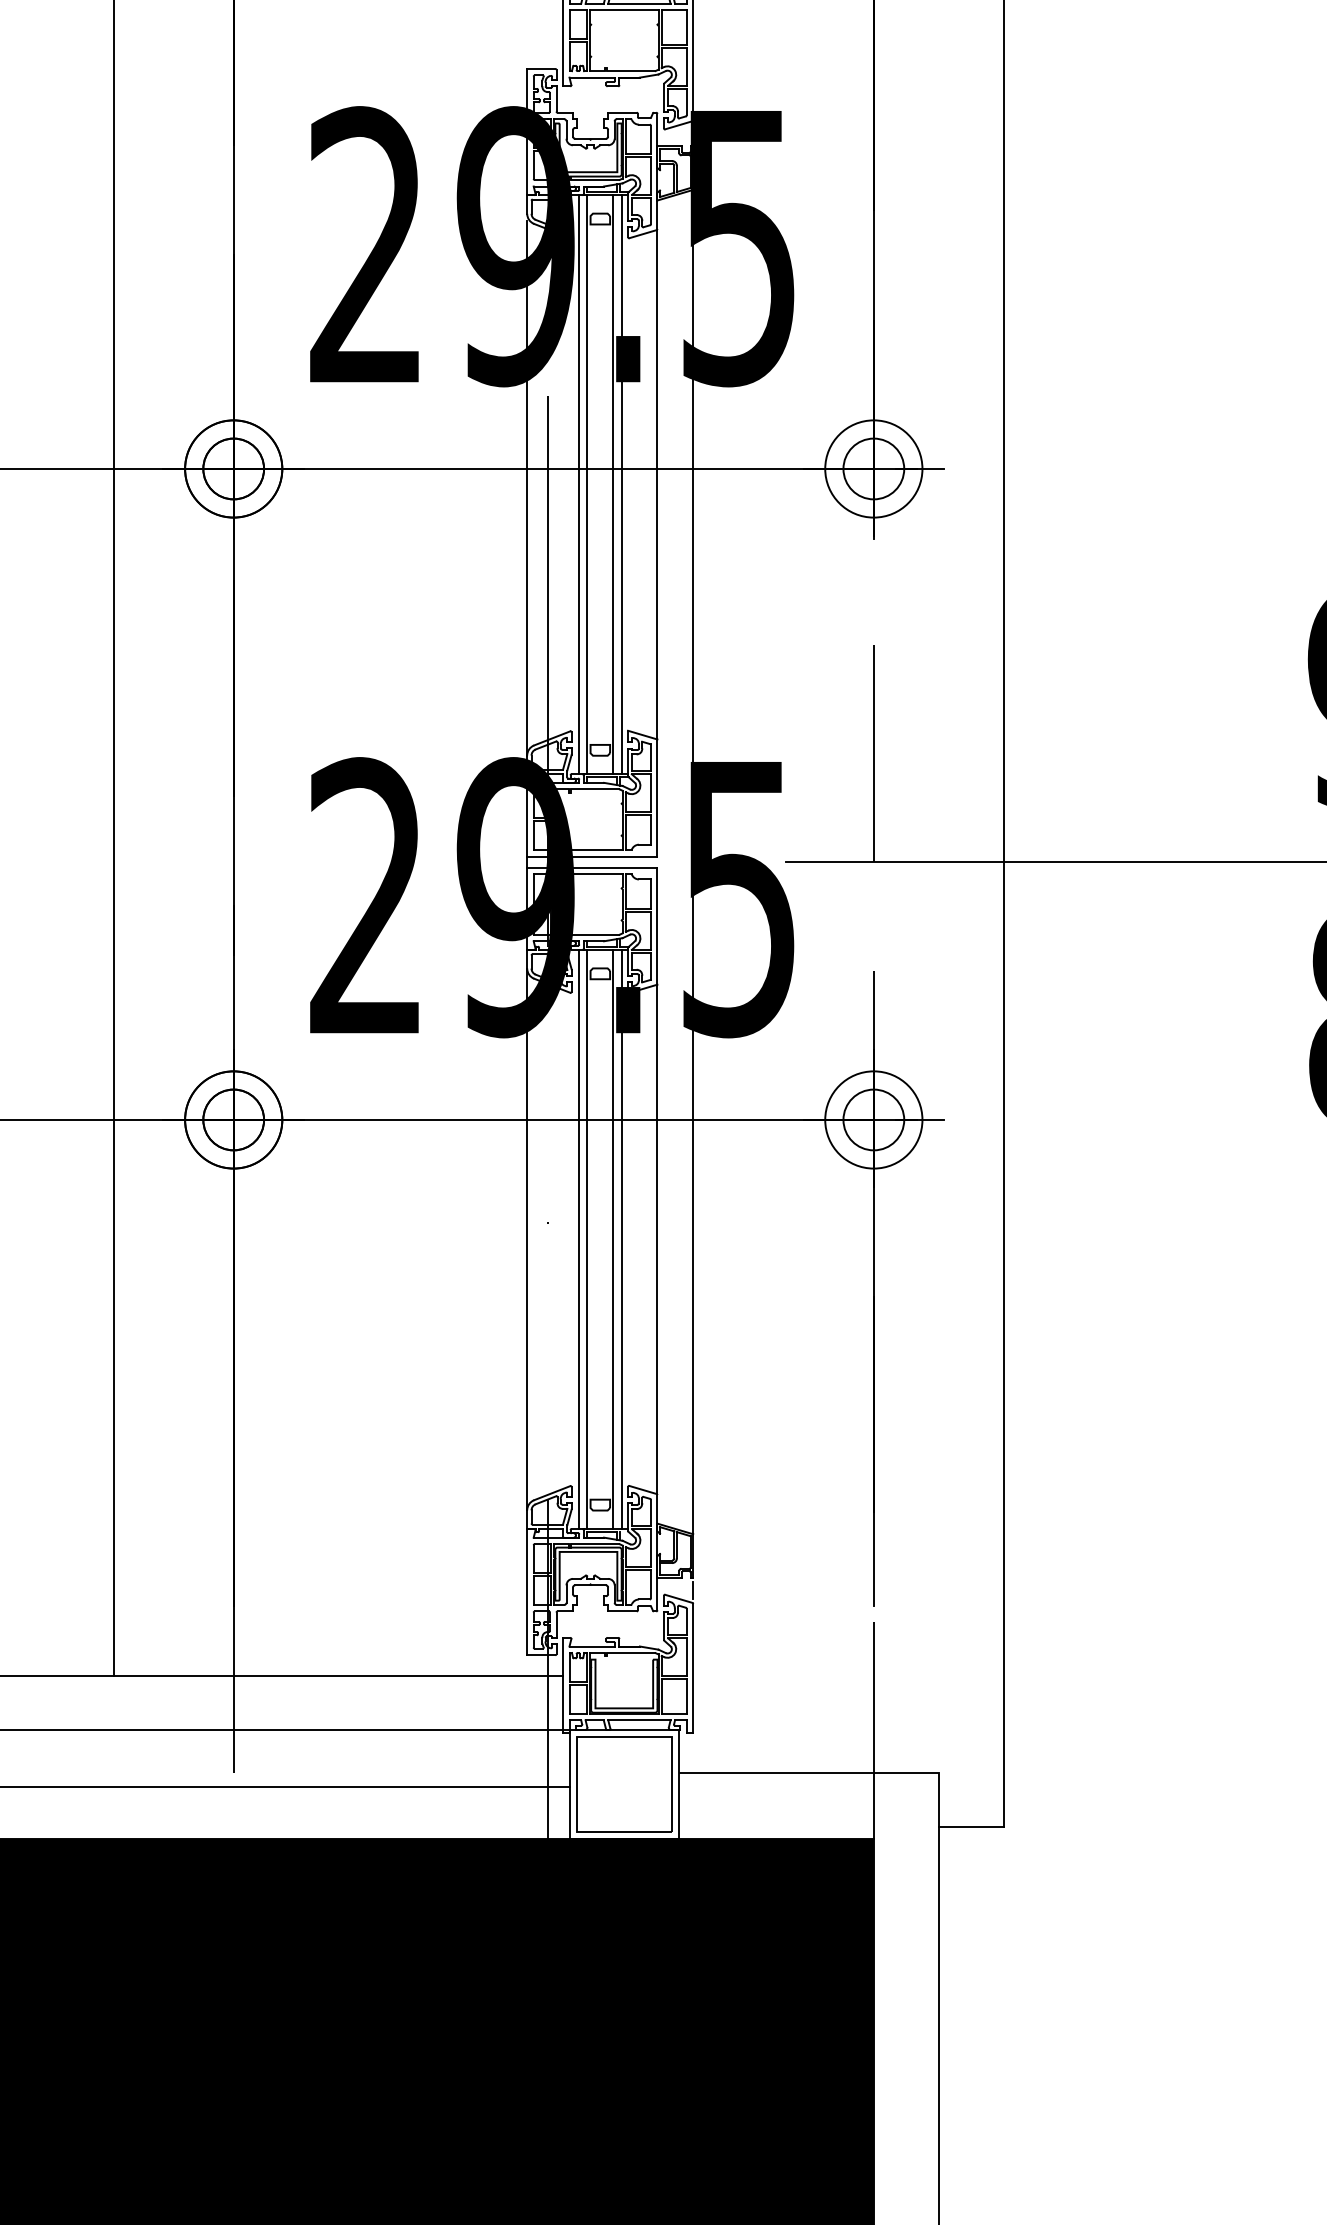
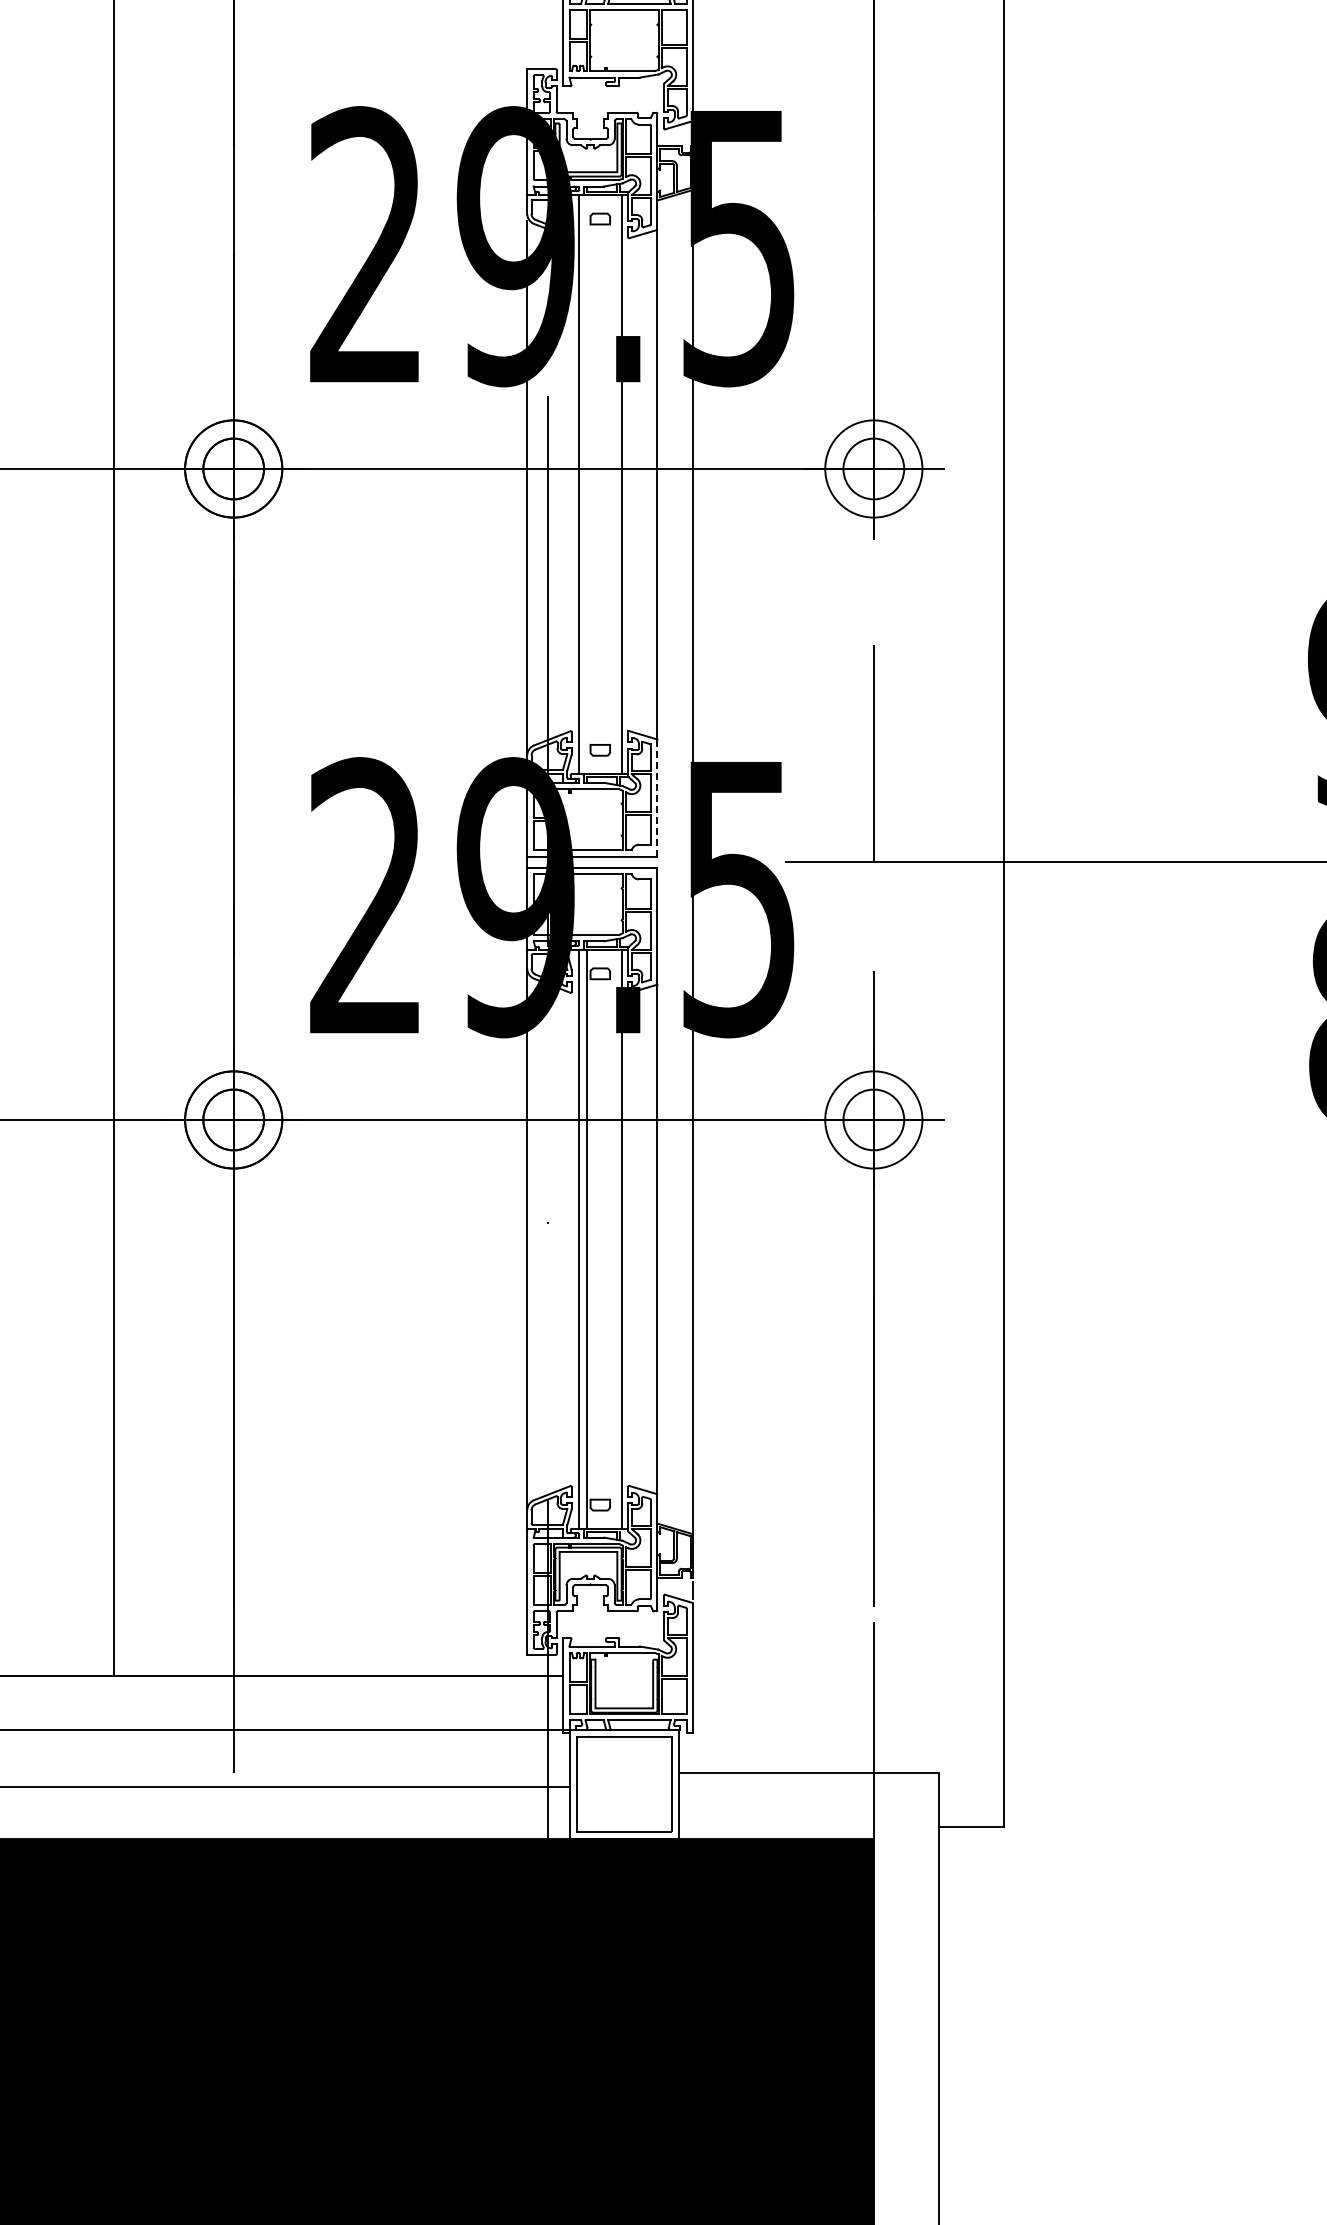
line: present -> none (587, 484)
line: present -> none (613, 484)
line: solid -> dashed (657, 798)
line: present -> none (613, 1238)
